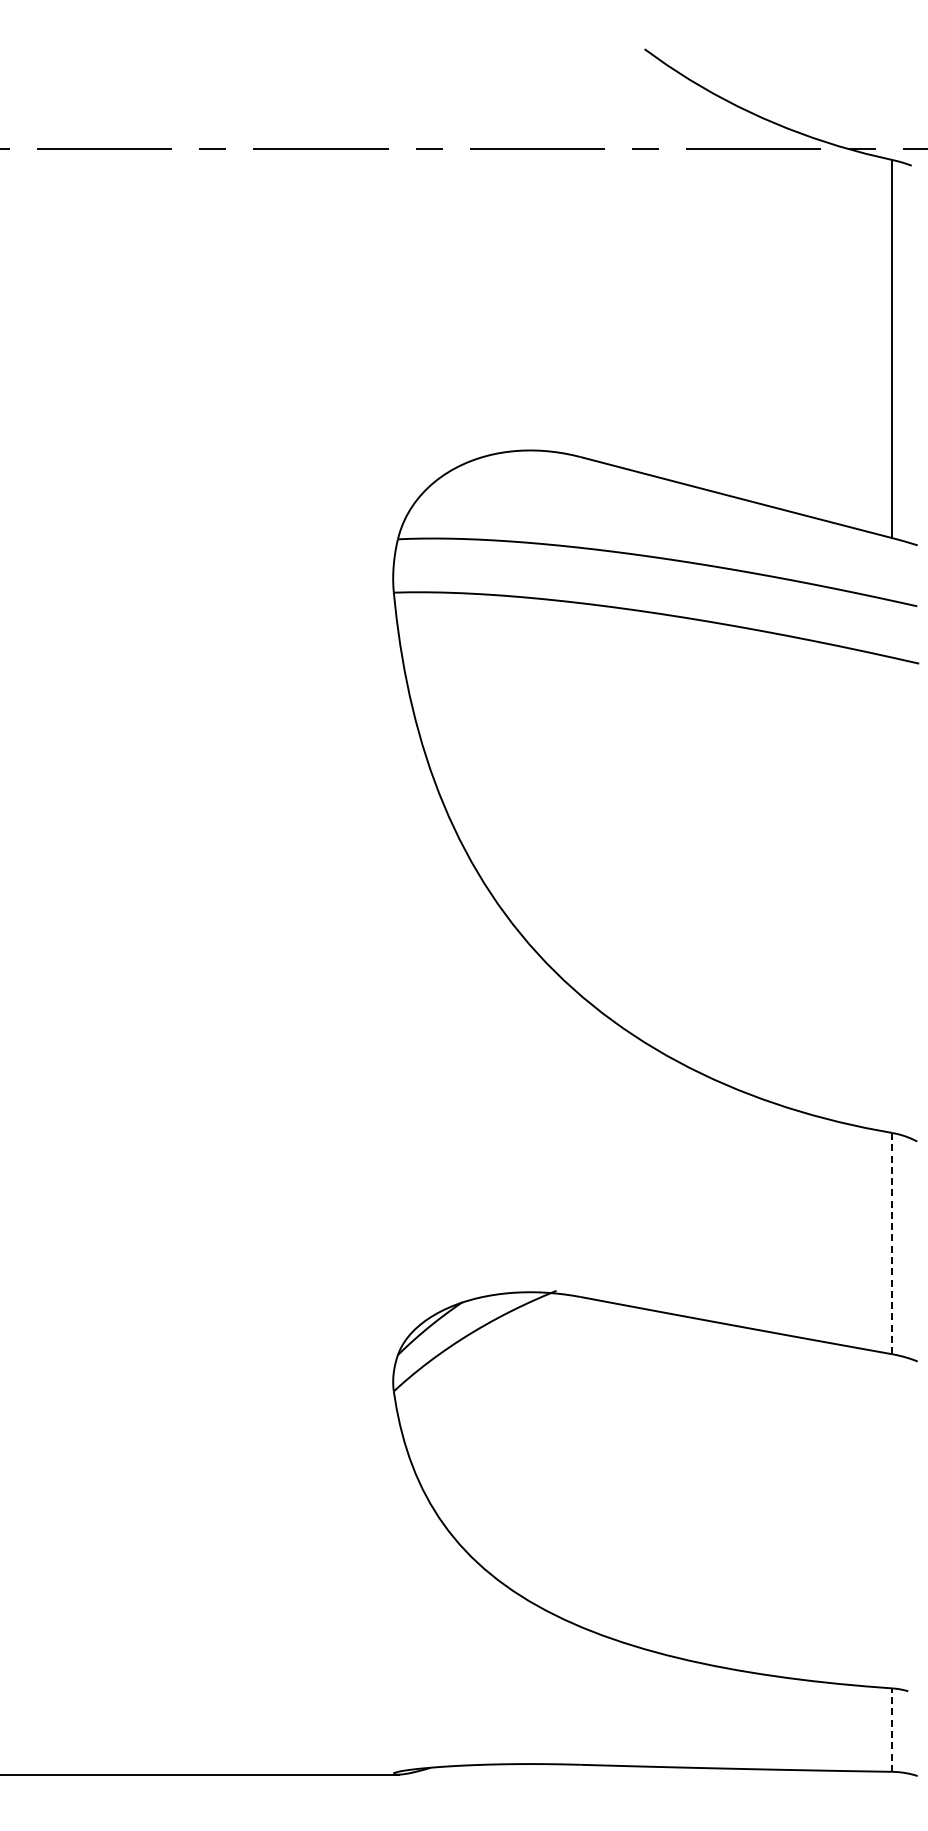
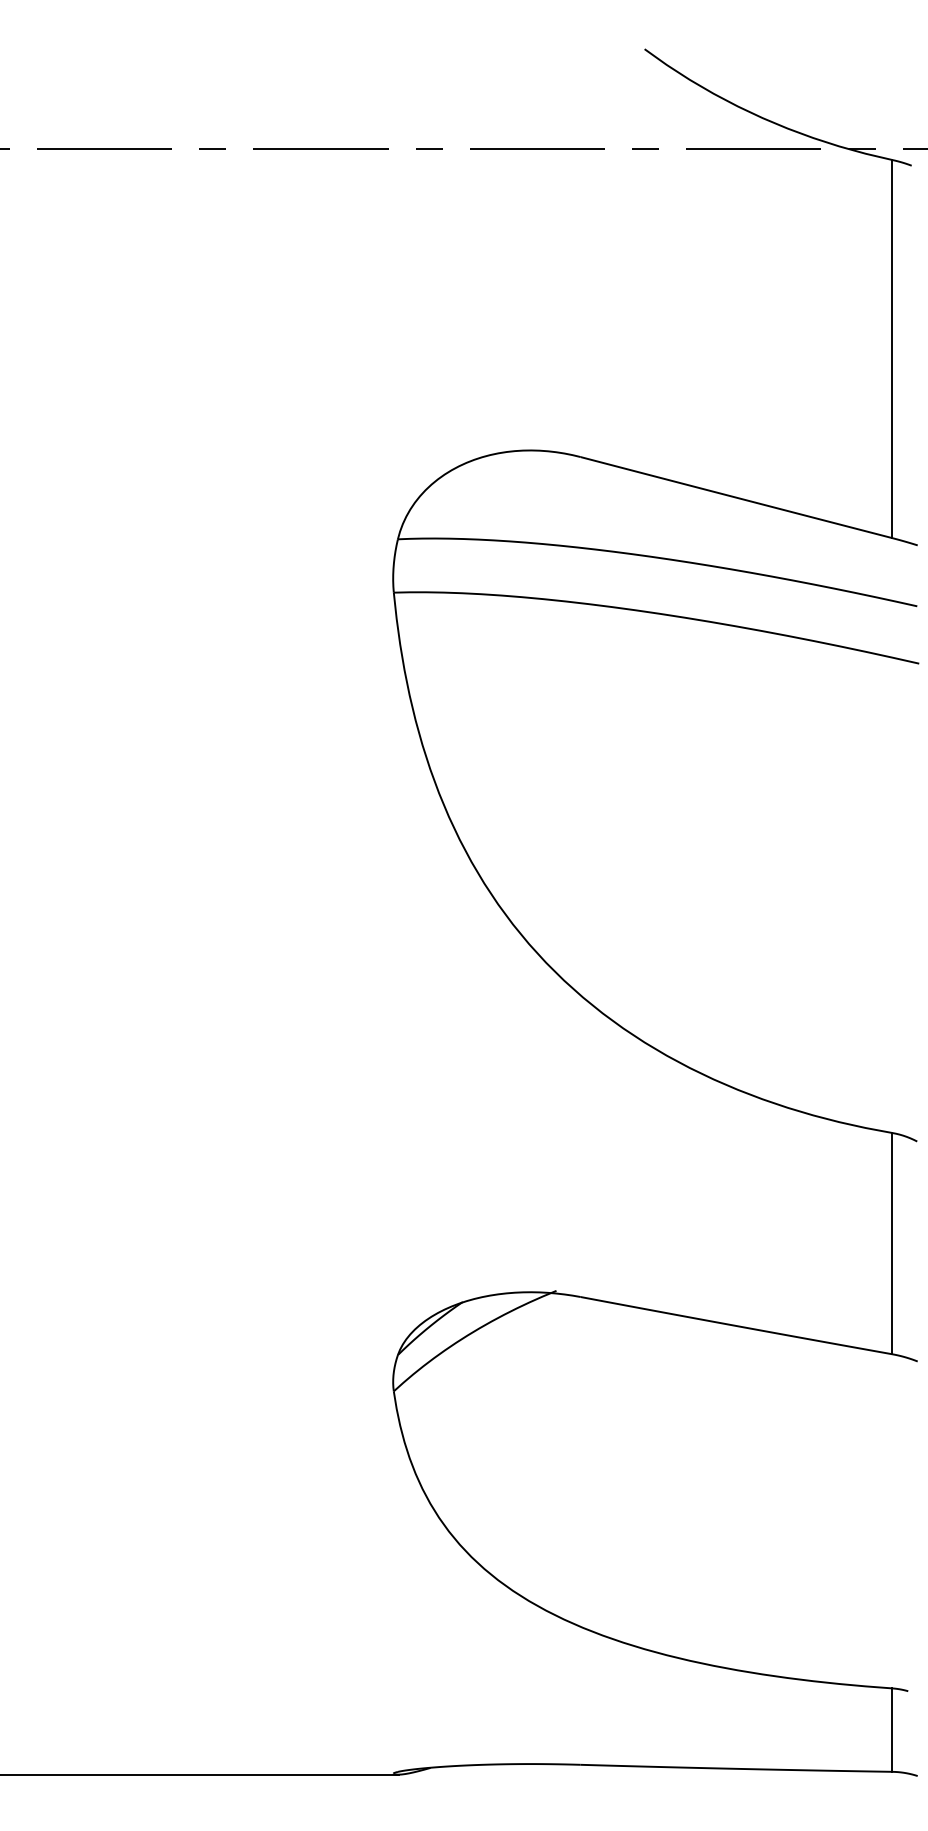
line: dashed -> solid (892, 1243)
line: dashed -> solid (892, 1730)
